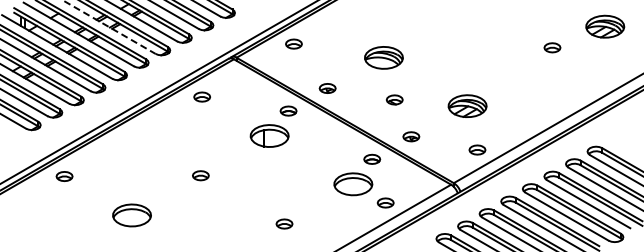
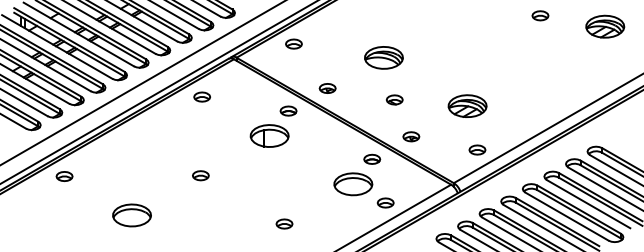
line: dashed -> solid (109, 27)
part position: (552, 47) -> (540, 15) (540, 15)
line: none -> present (142, 82)
